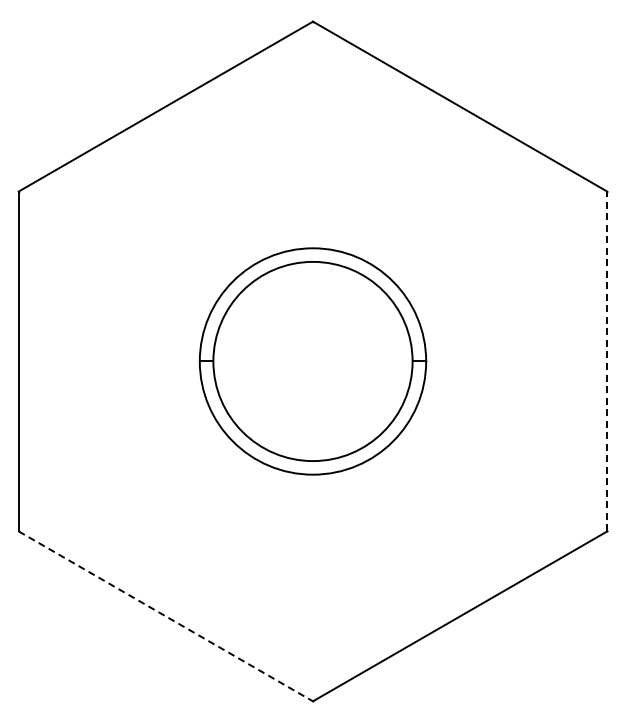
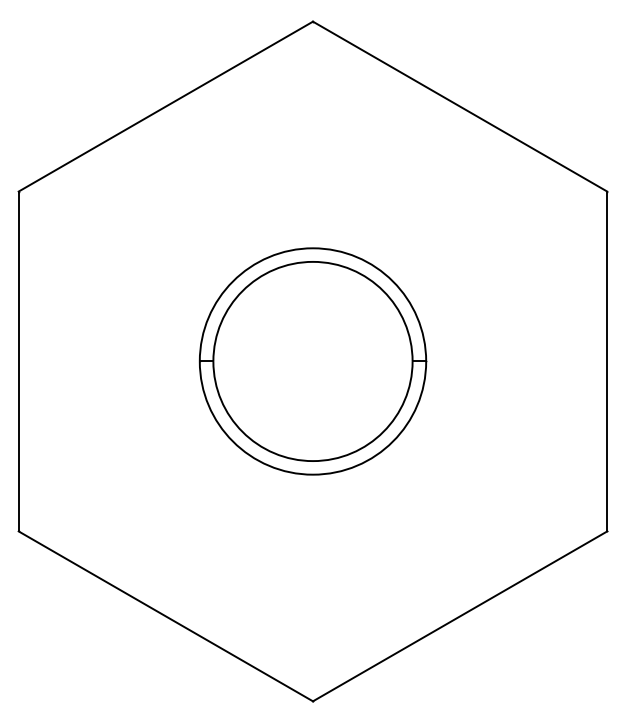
line: dashed -> solid (607, 361)
line: dashed -> solid (165, 616)
